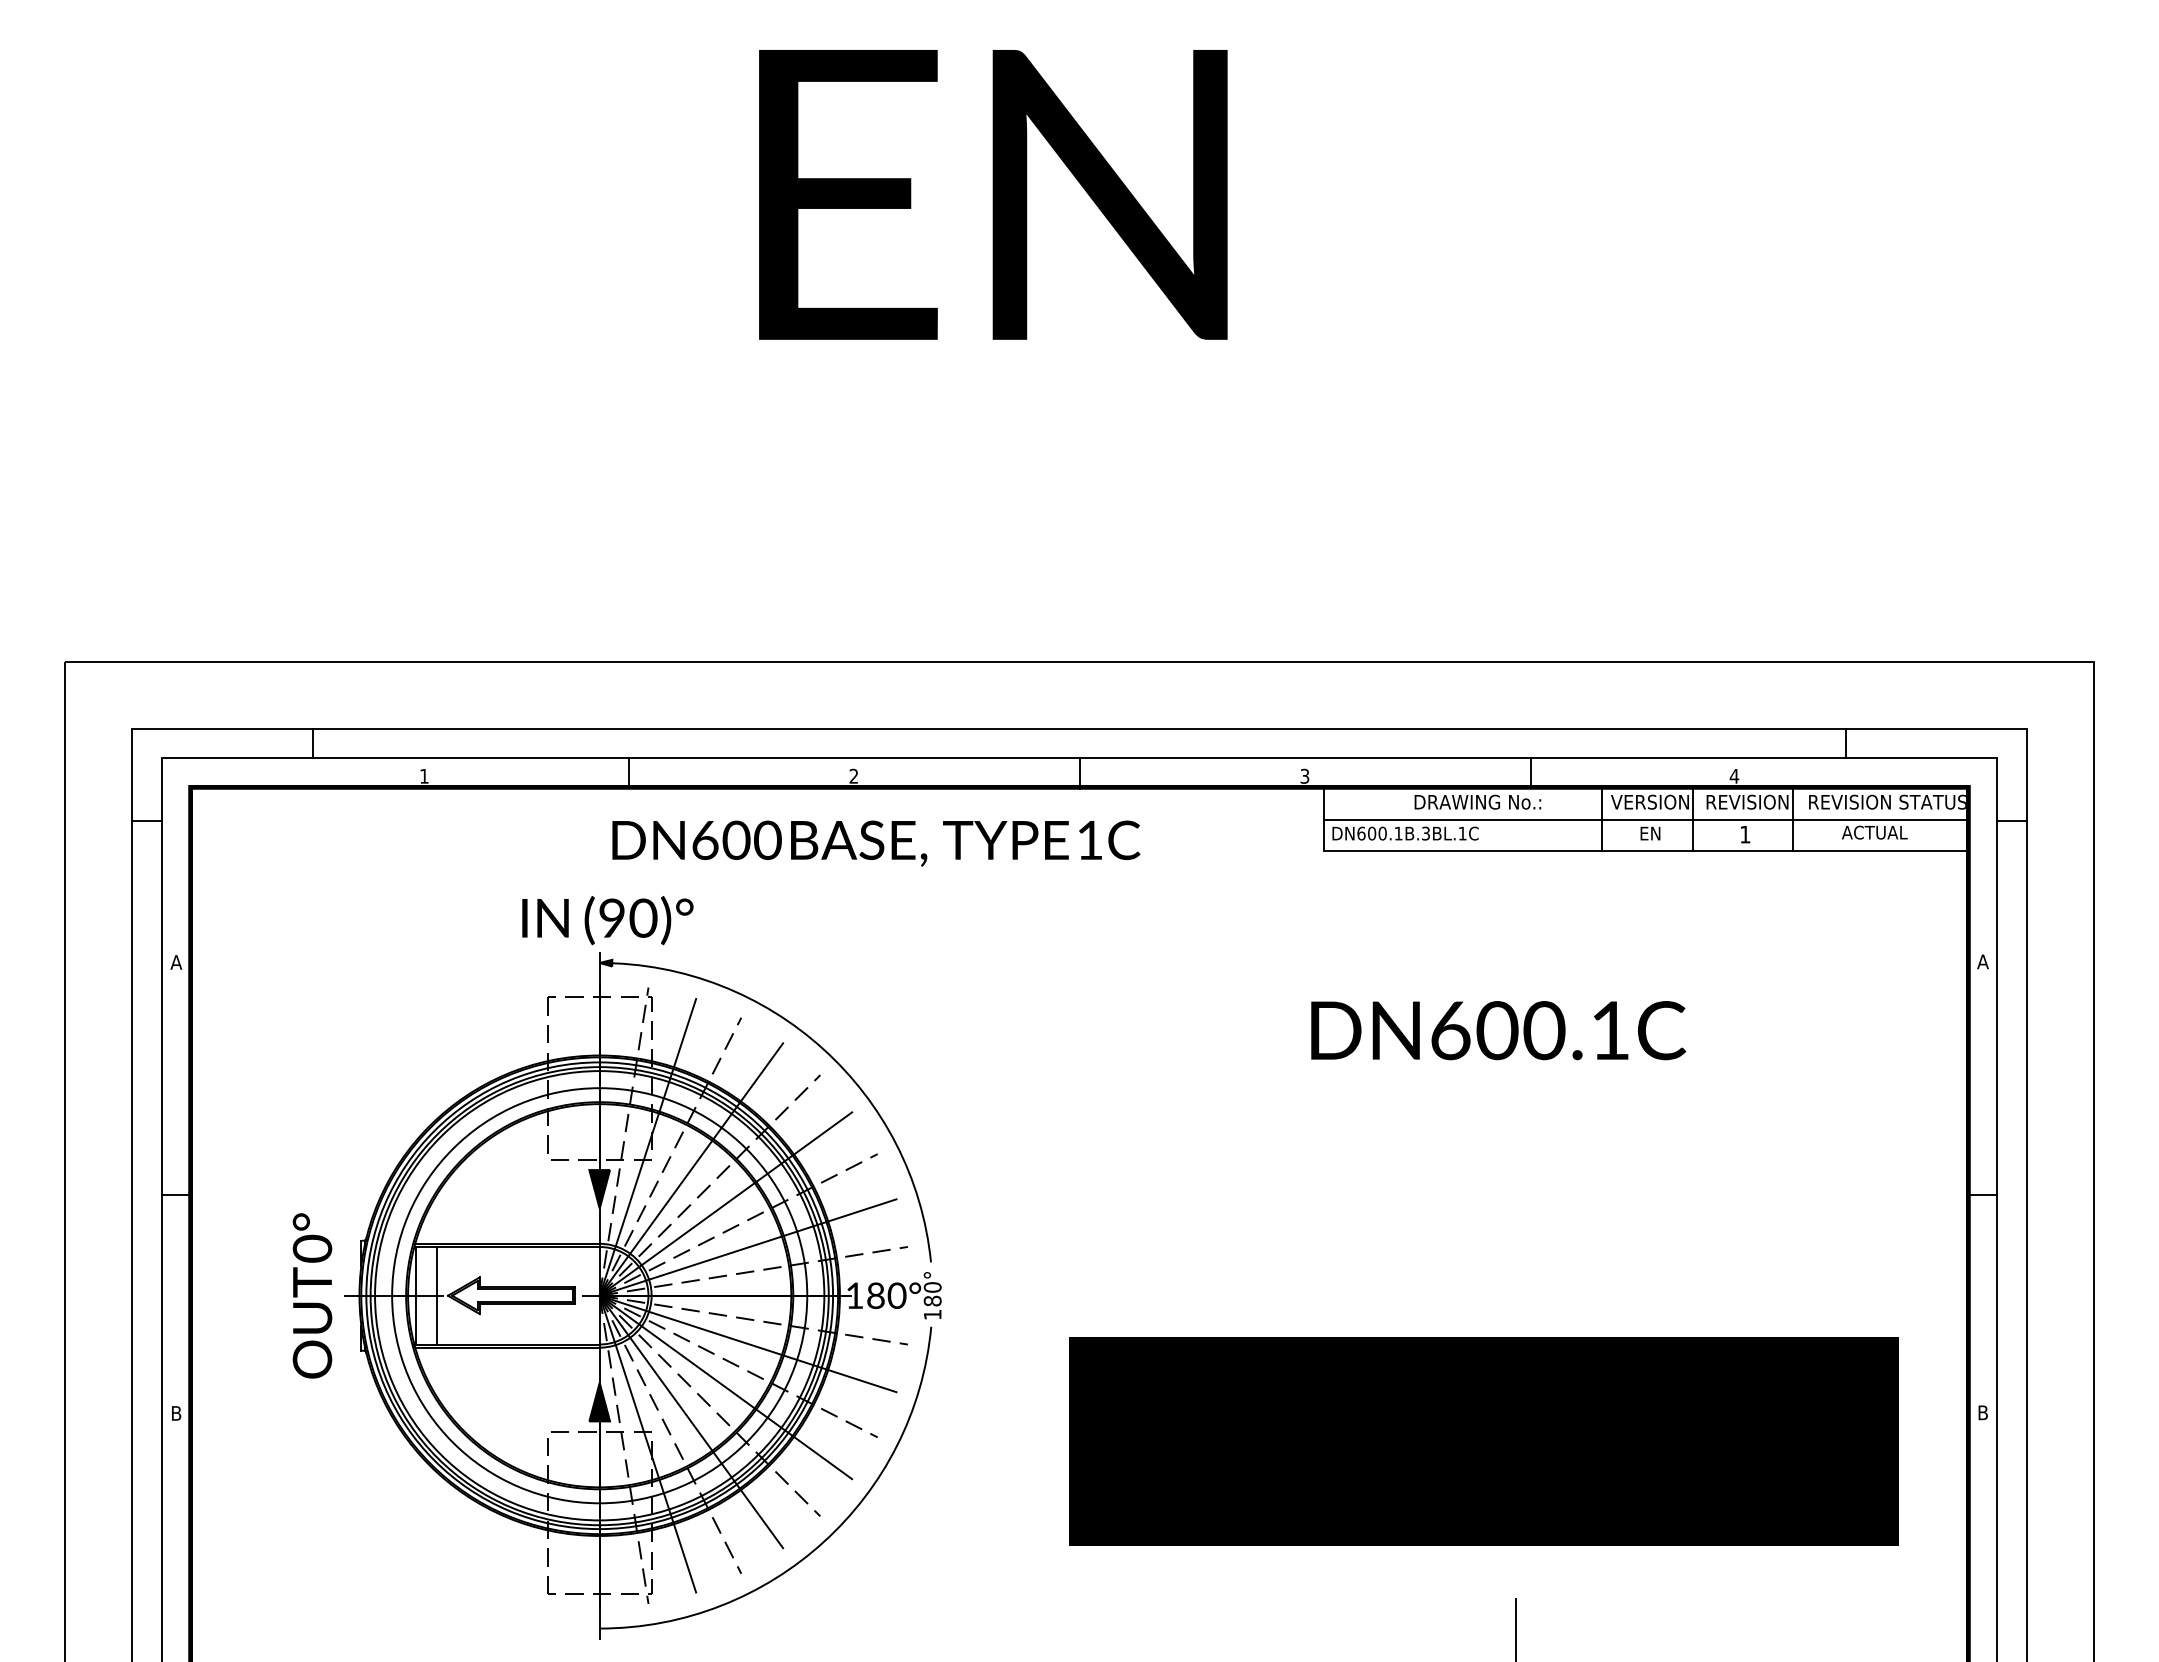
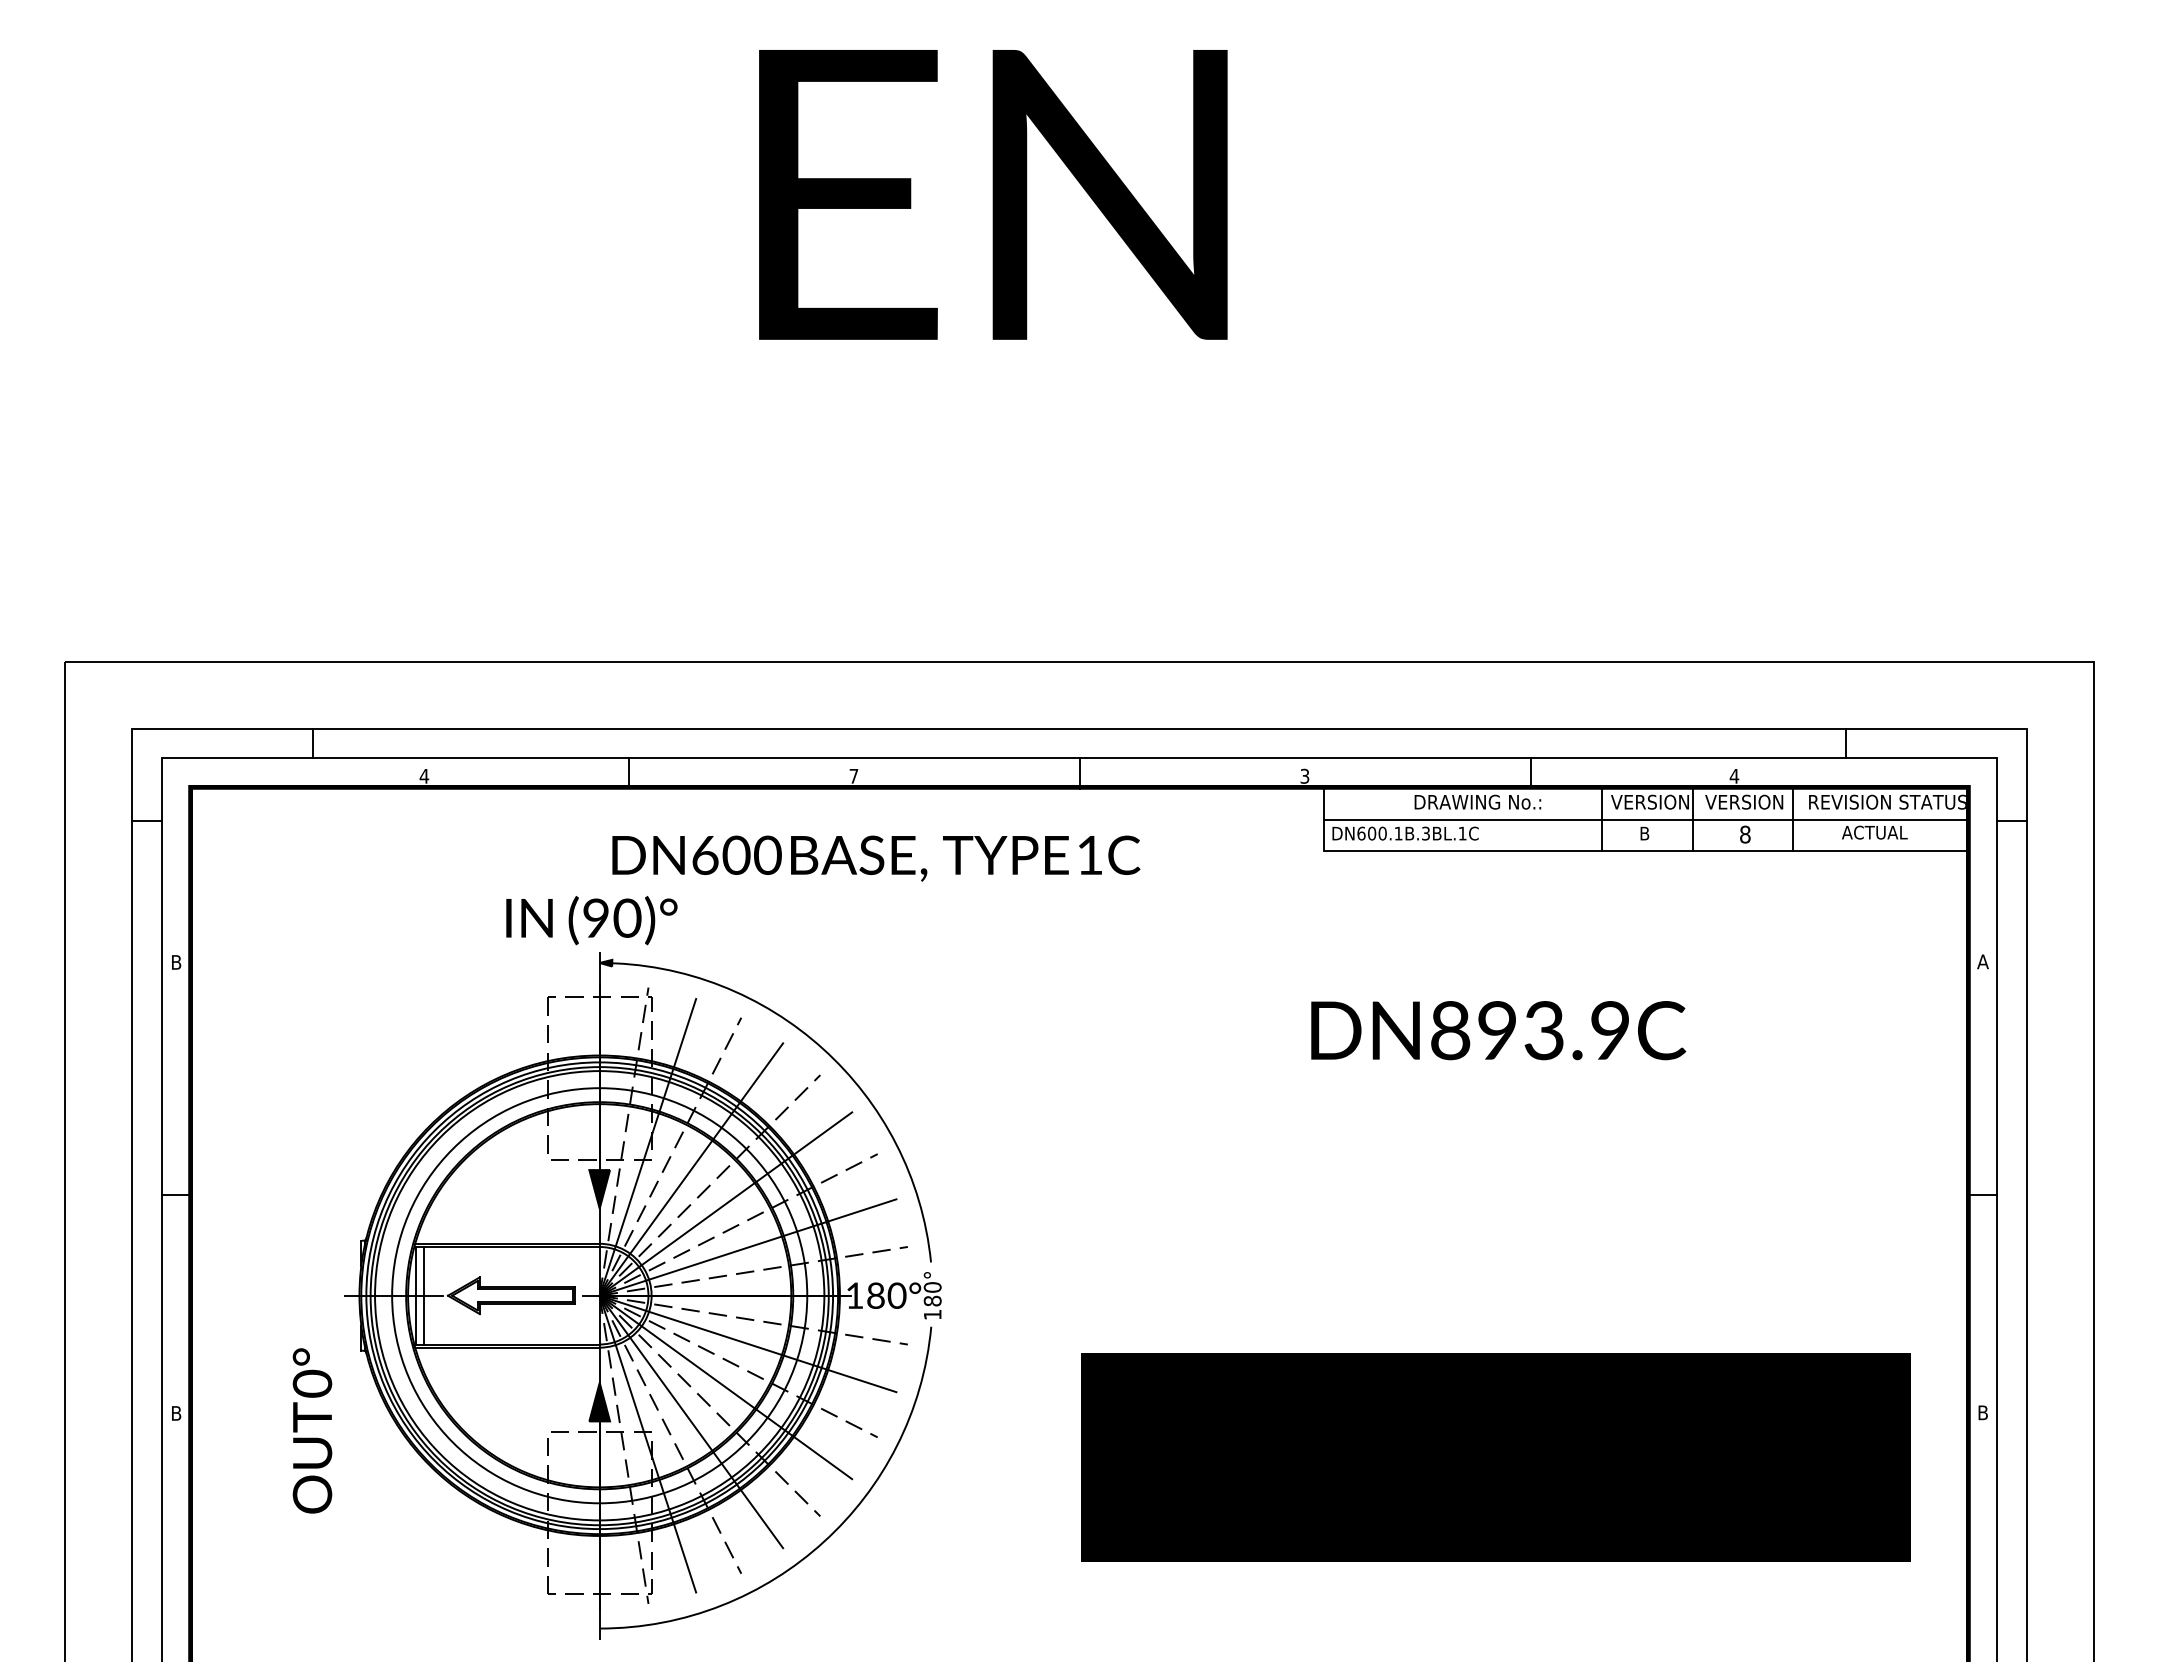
text: 2 -> 7 (853, 775)
text: 1 -> 4 (424, 776)
text: REVISION -> VERSION (1746, 801)
text: EN -> B (1653, 833)
text: 1 -> 8 (1745, 834)
text position: (876, 843) -> (876, 858) (876, 858)
text position: (607, 920) -> (591, 920) (591, 920)
text: A -> B (176, 962)
text: DN600.1C -> DN893.9C (1529, 1030)
text position: (312, 1295) -> (312, 1430) (312, 1430)
line position: (437, 1295) -> (424, 1295) (424, 1295)
text position: (1483, 1441) -> (1495, 1457) (1495, 1457)
line: present -> none (1516, 1628)
